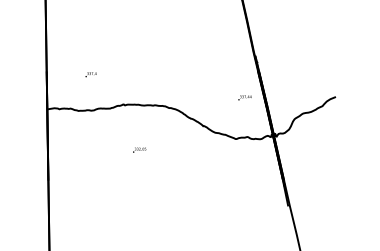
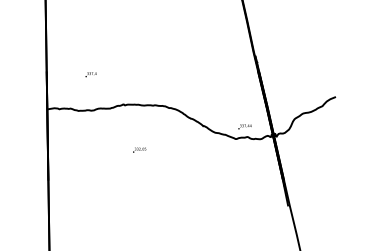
text position: (244, 97) -> (244, 126) (244, 126)
